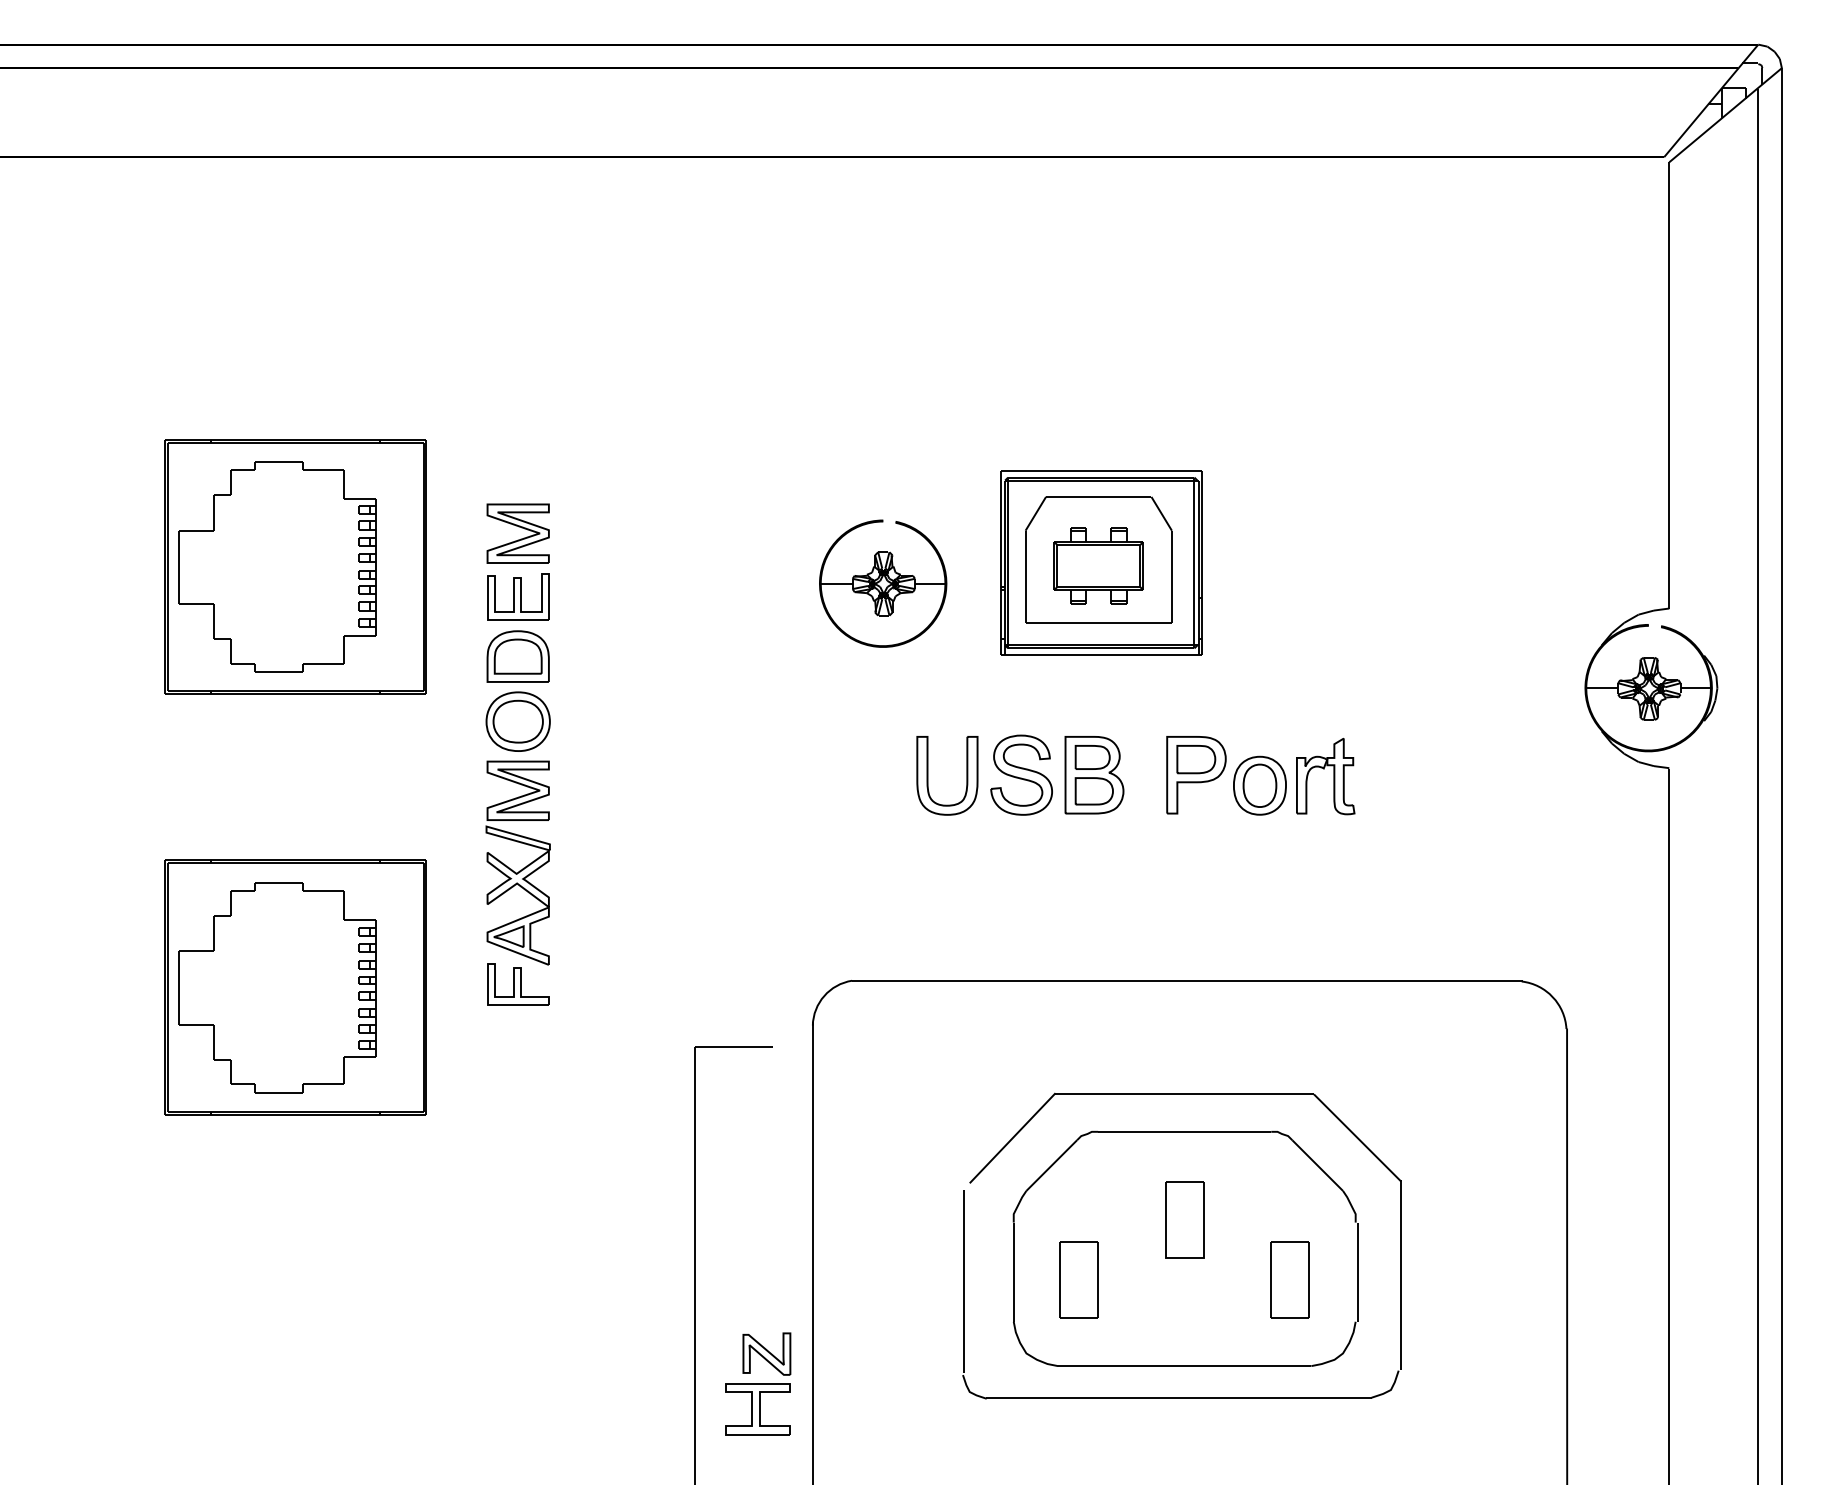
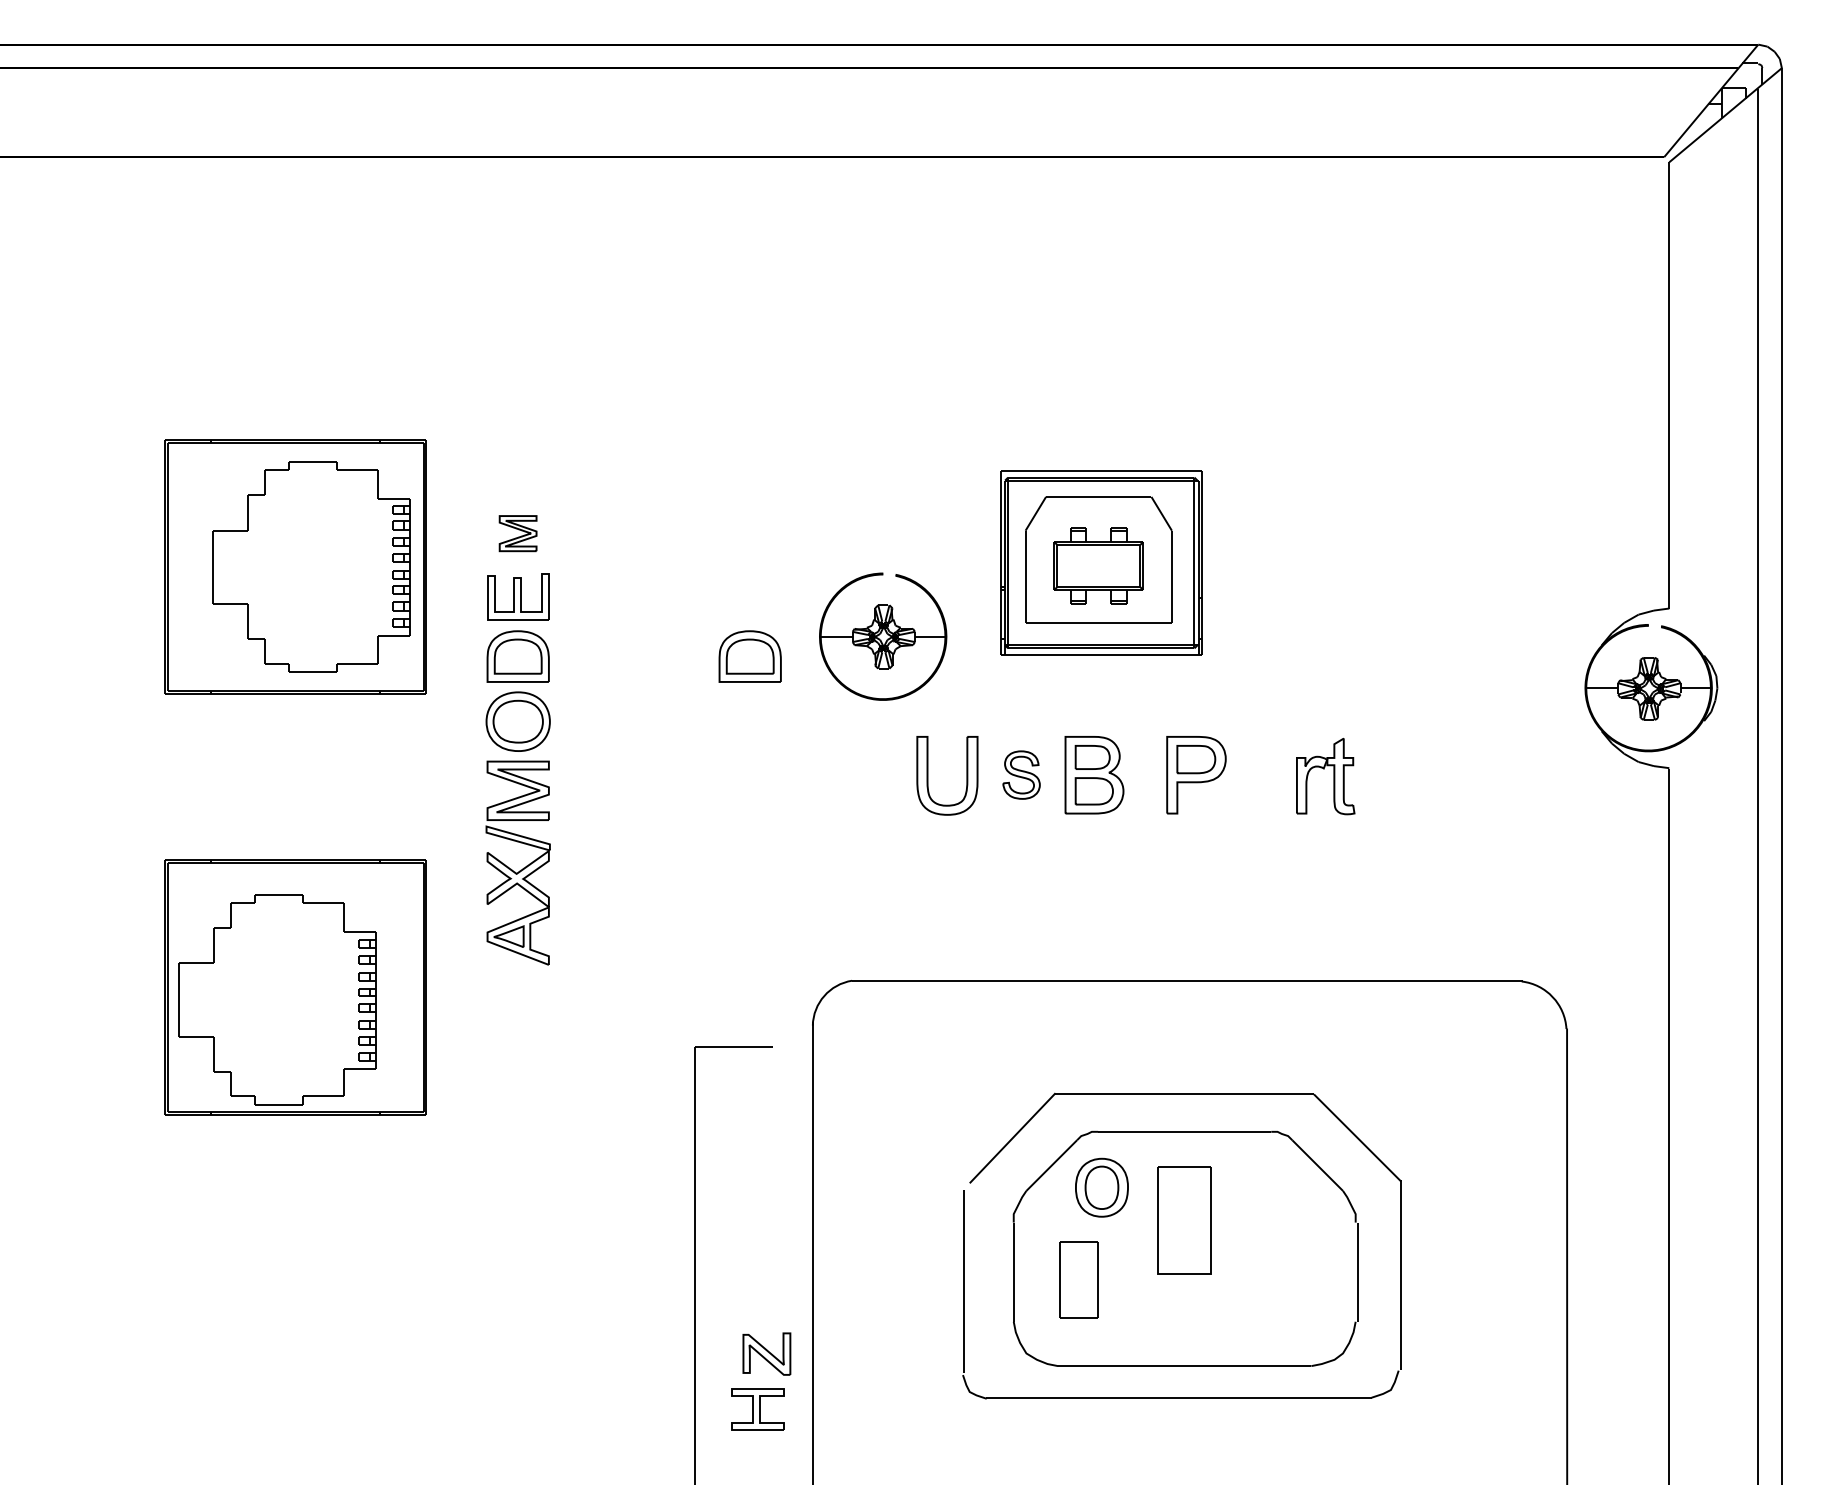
part size: 64x61 px -> 40x38 px (517, 533)
part position: (277, 566) -> (311, 566) (311, 566)
part position: (883, 583) -> (883, 636) (883, 636)
part: none -> present (749, 656)
part size: 63x82 px -> 39x50 px (1021, 774)
part position: (1259, 785) -> (1101, 1187) (1101, 1187)
part: present -> none (518, 984)
part position: (277, 987) -> (277, 999) (277, 999)
part size: 40x78 px -> 55x109 px (1184, 1220)
part: present -> none (1289, 1279)
part size: 66x53 px -> 54x43 px (757, 1409)
